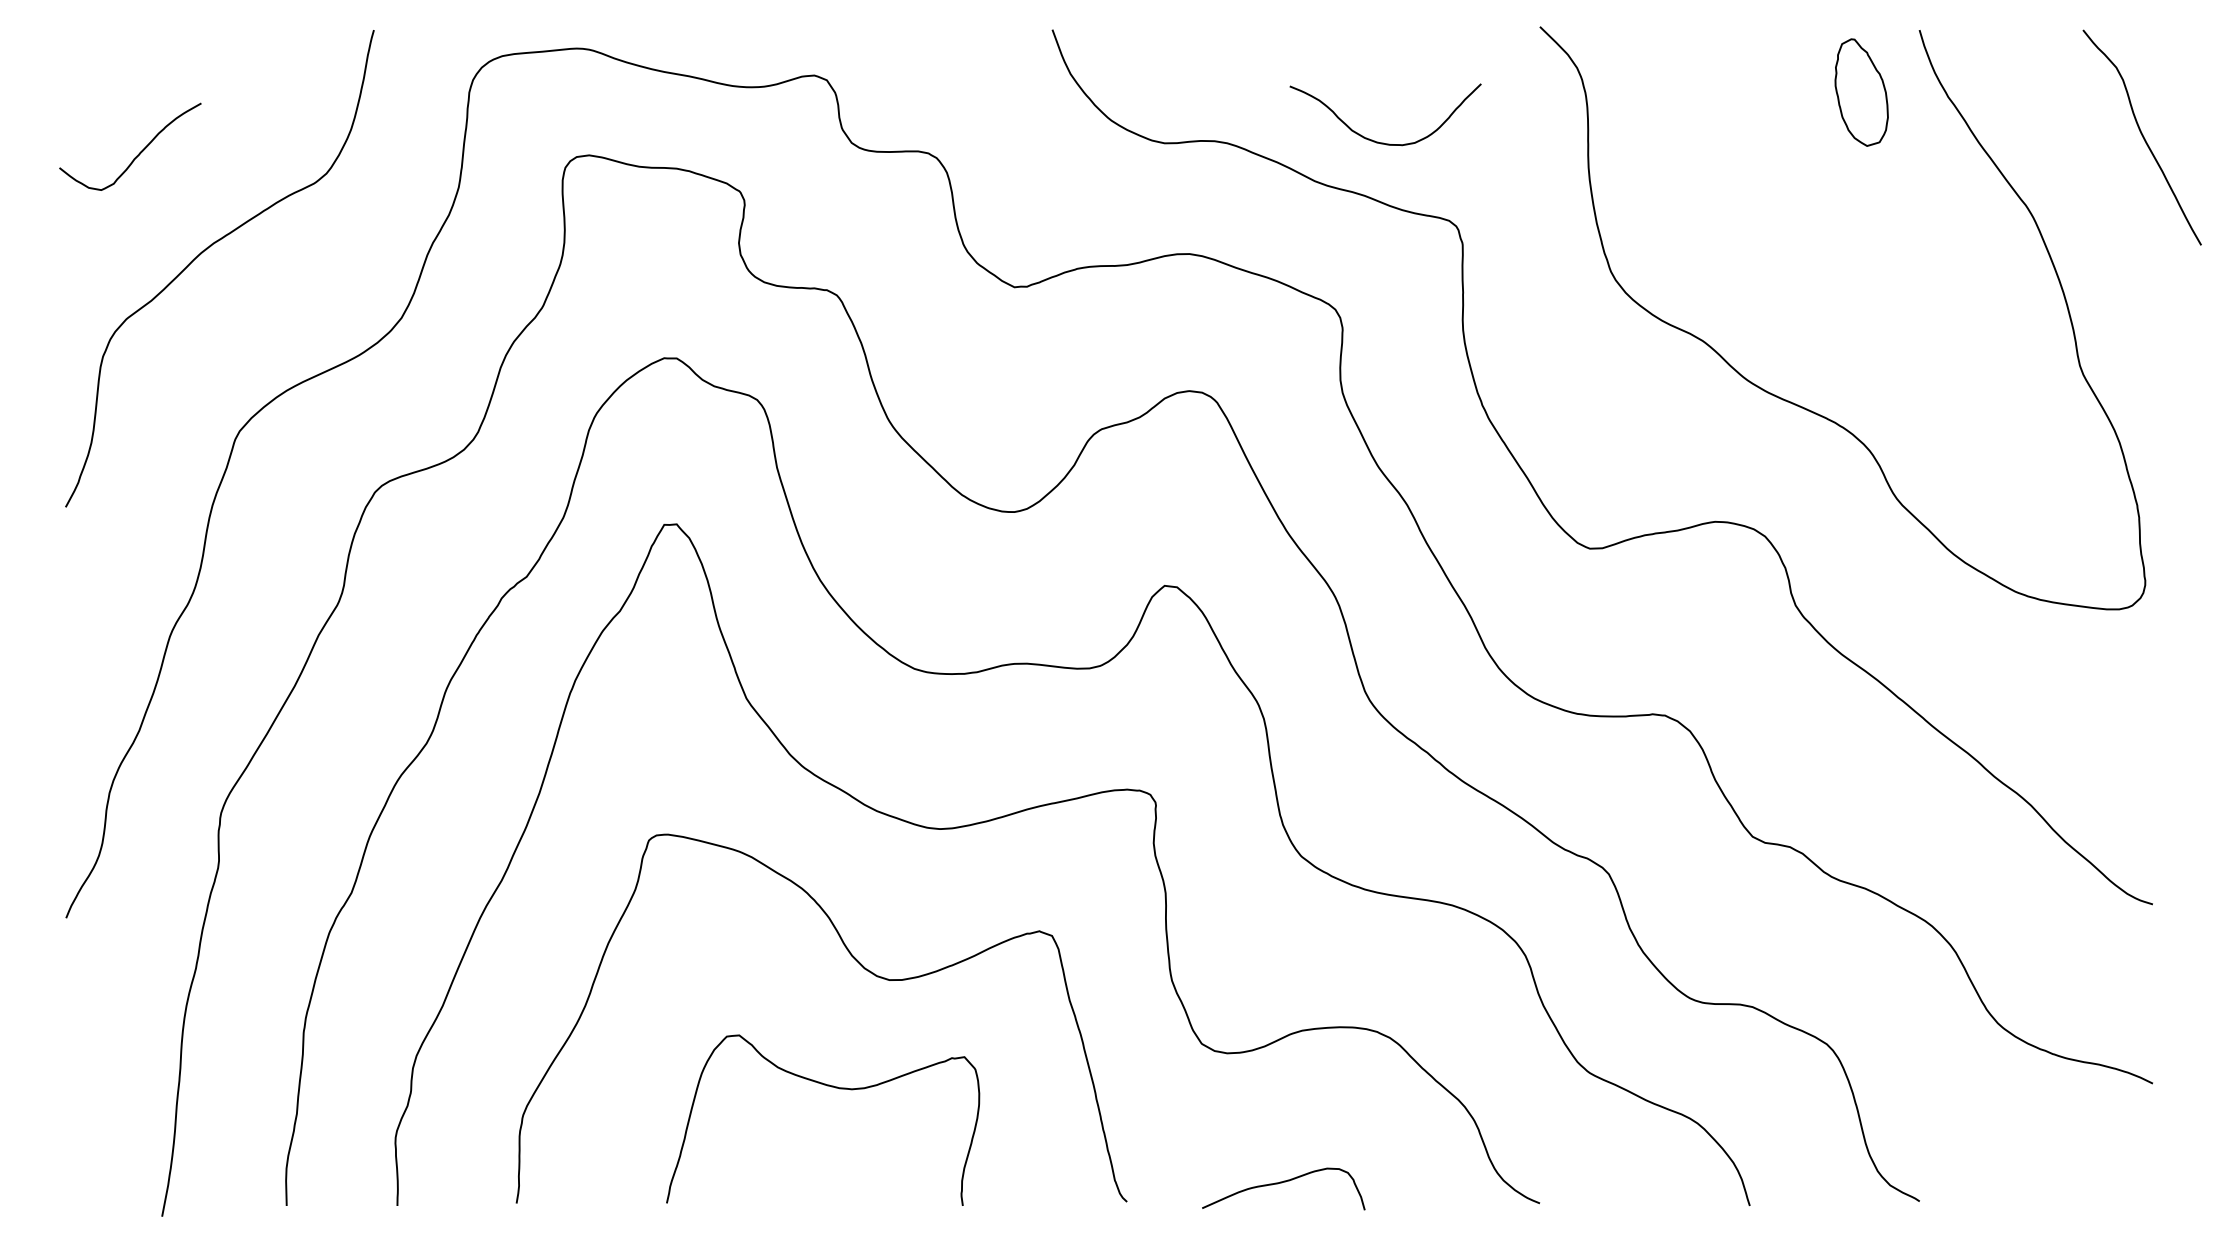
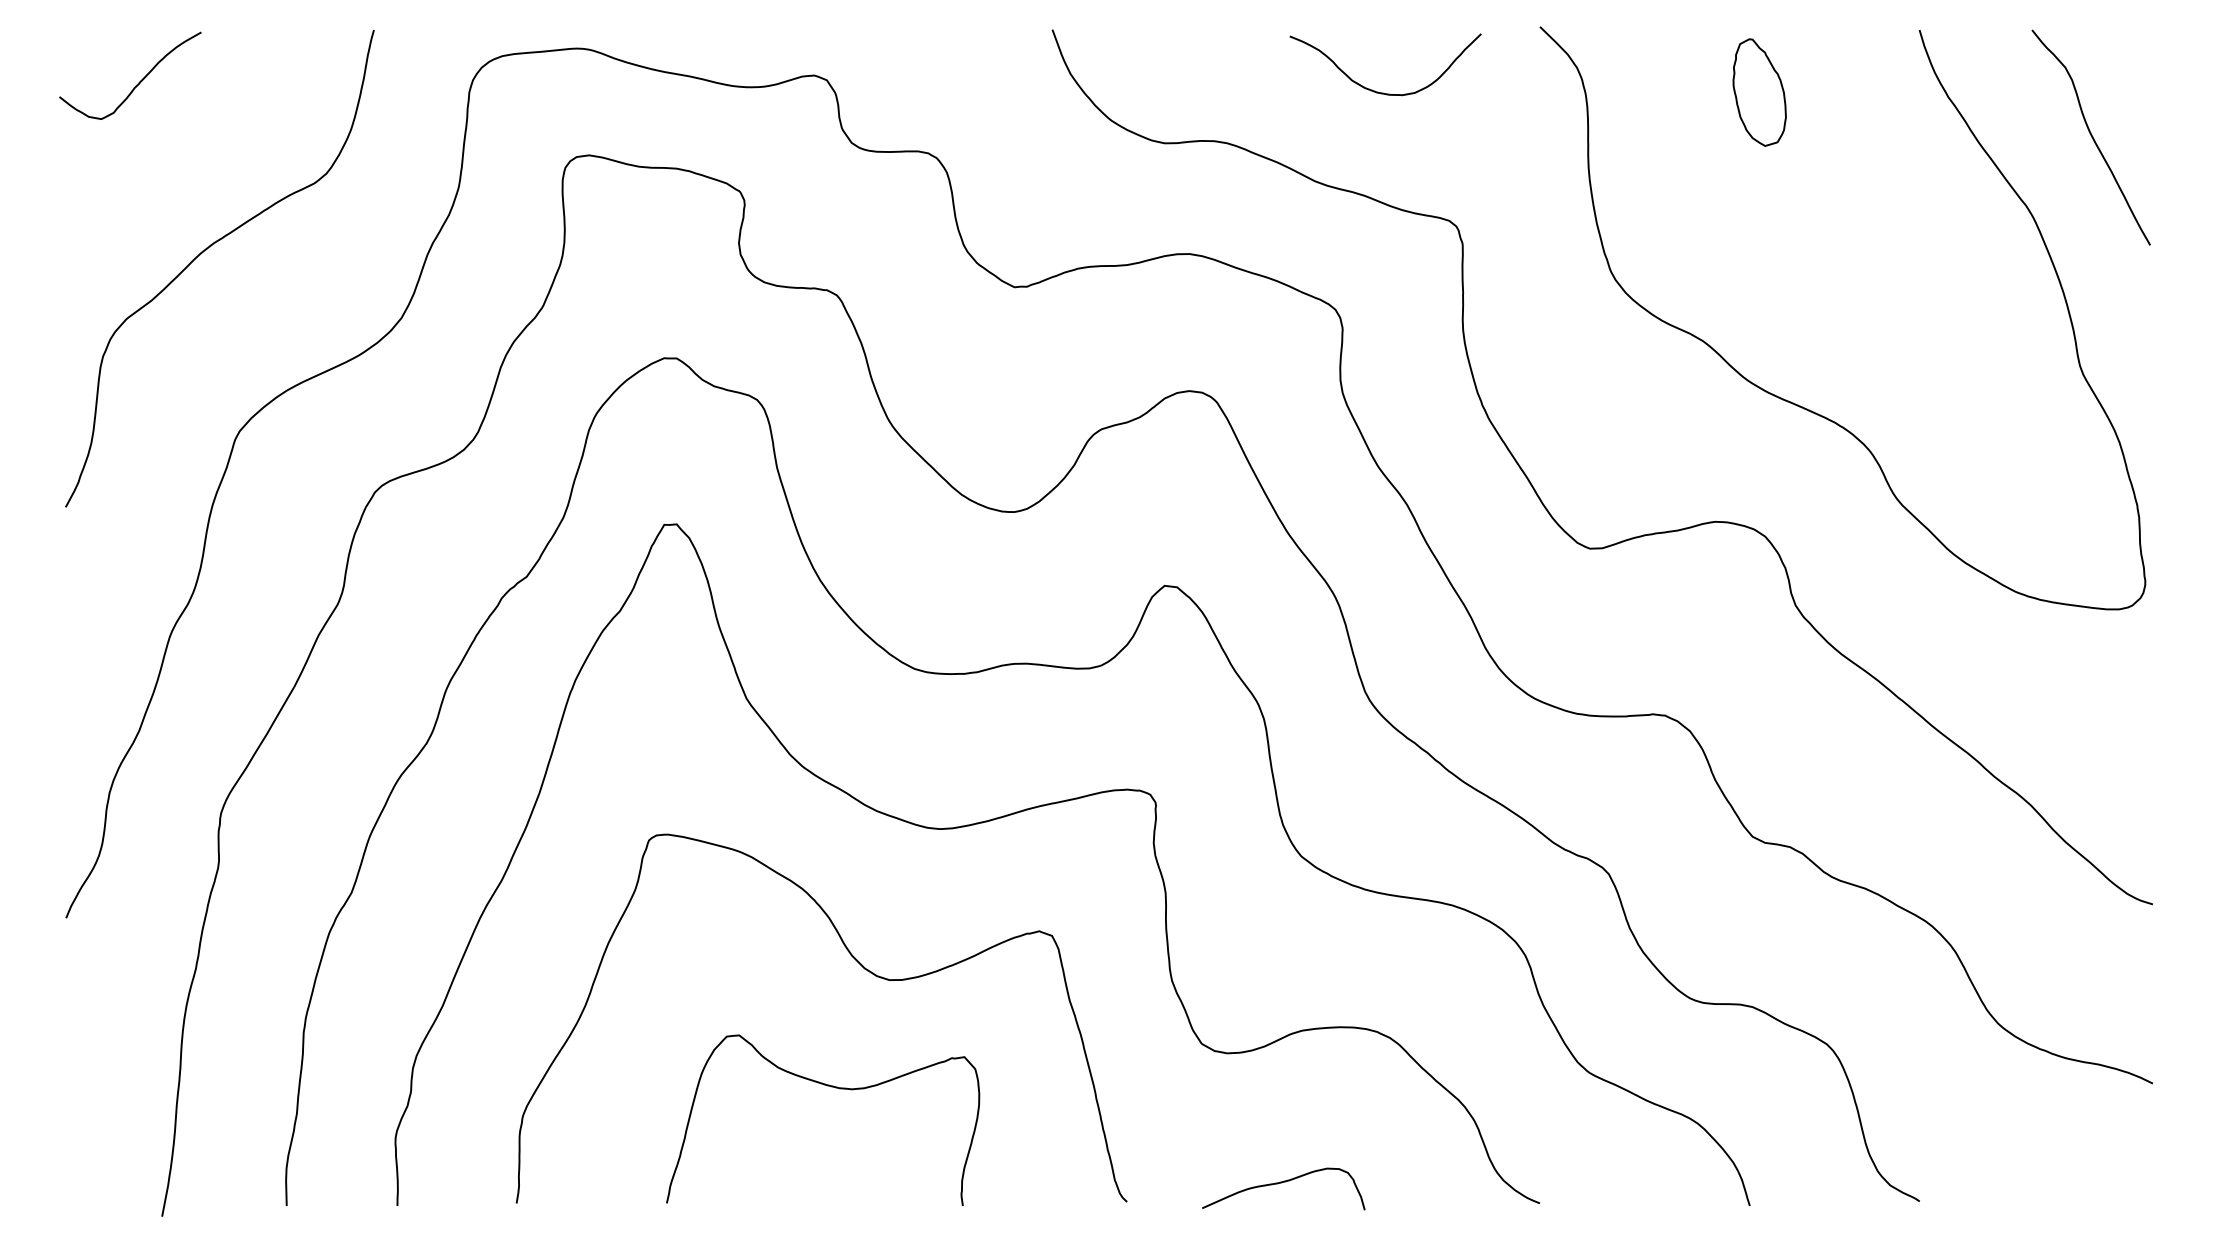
part position: (1861, 92) -> (1759, 92) (1759, 92)
curve position: (2142, 137) -> (2091, 137) (2091, 137)
curve position: (1378, 141) -> (1378, 91) (1378, 91)
curve position: (138, 153) -> (138, 82) (138, 82)
